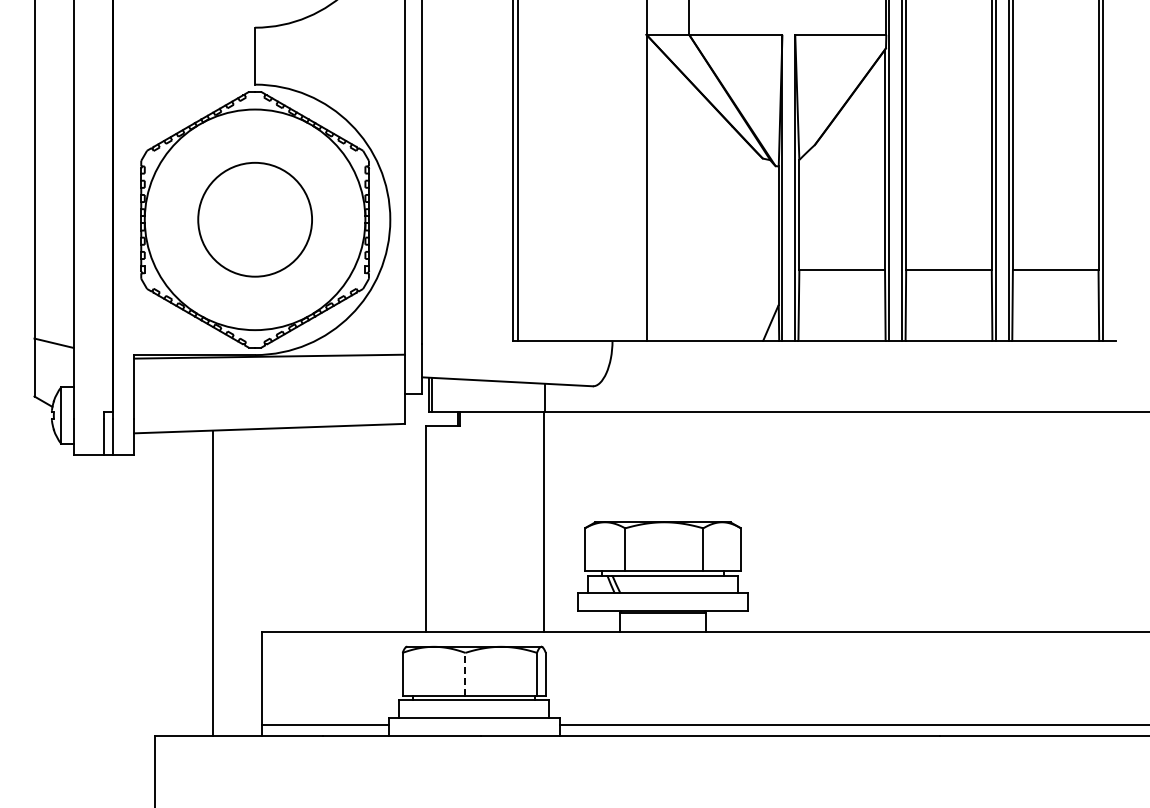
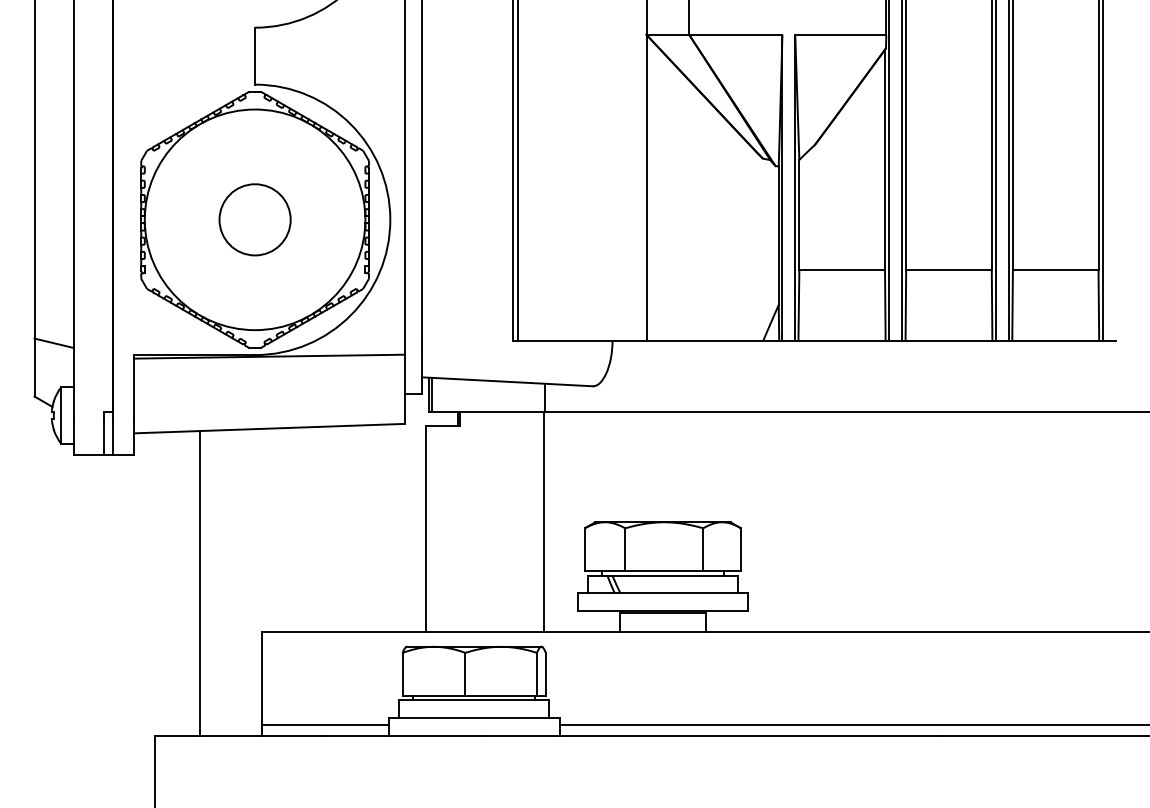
circle size: 116x116 px -> 74x74 px (254, 219)
line position: (212, 583) -> (199, 583) (199, 583)
line: dashed -> solid (465, 674)
